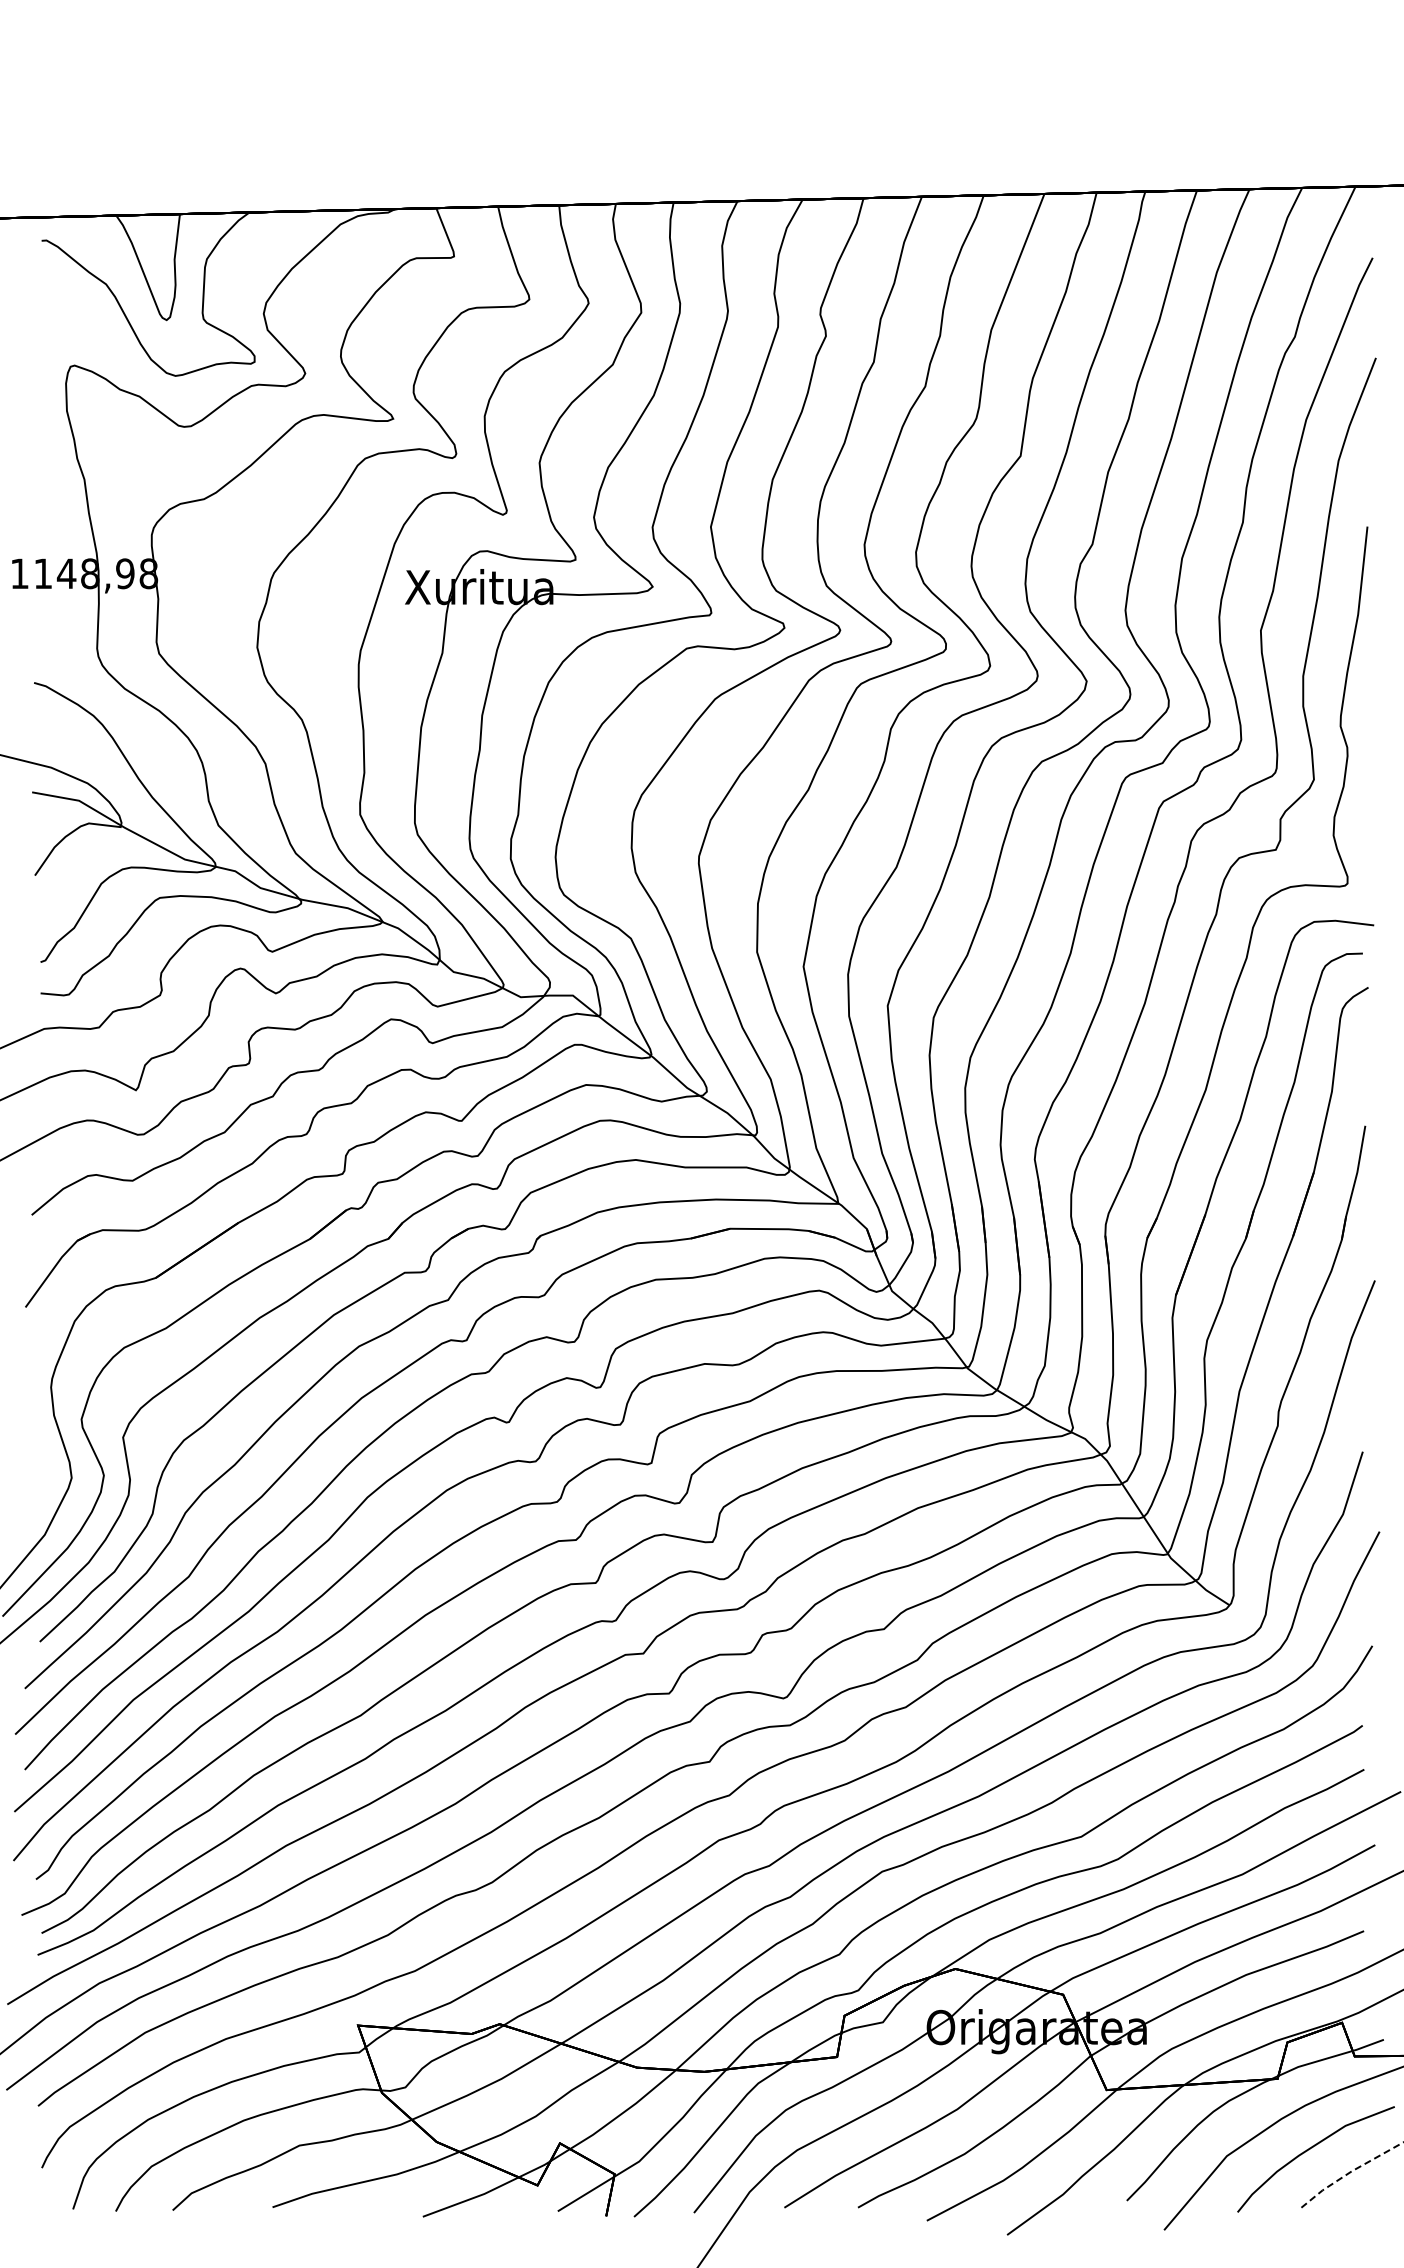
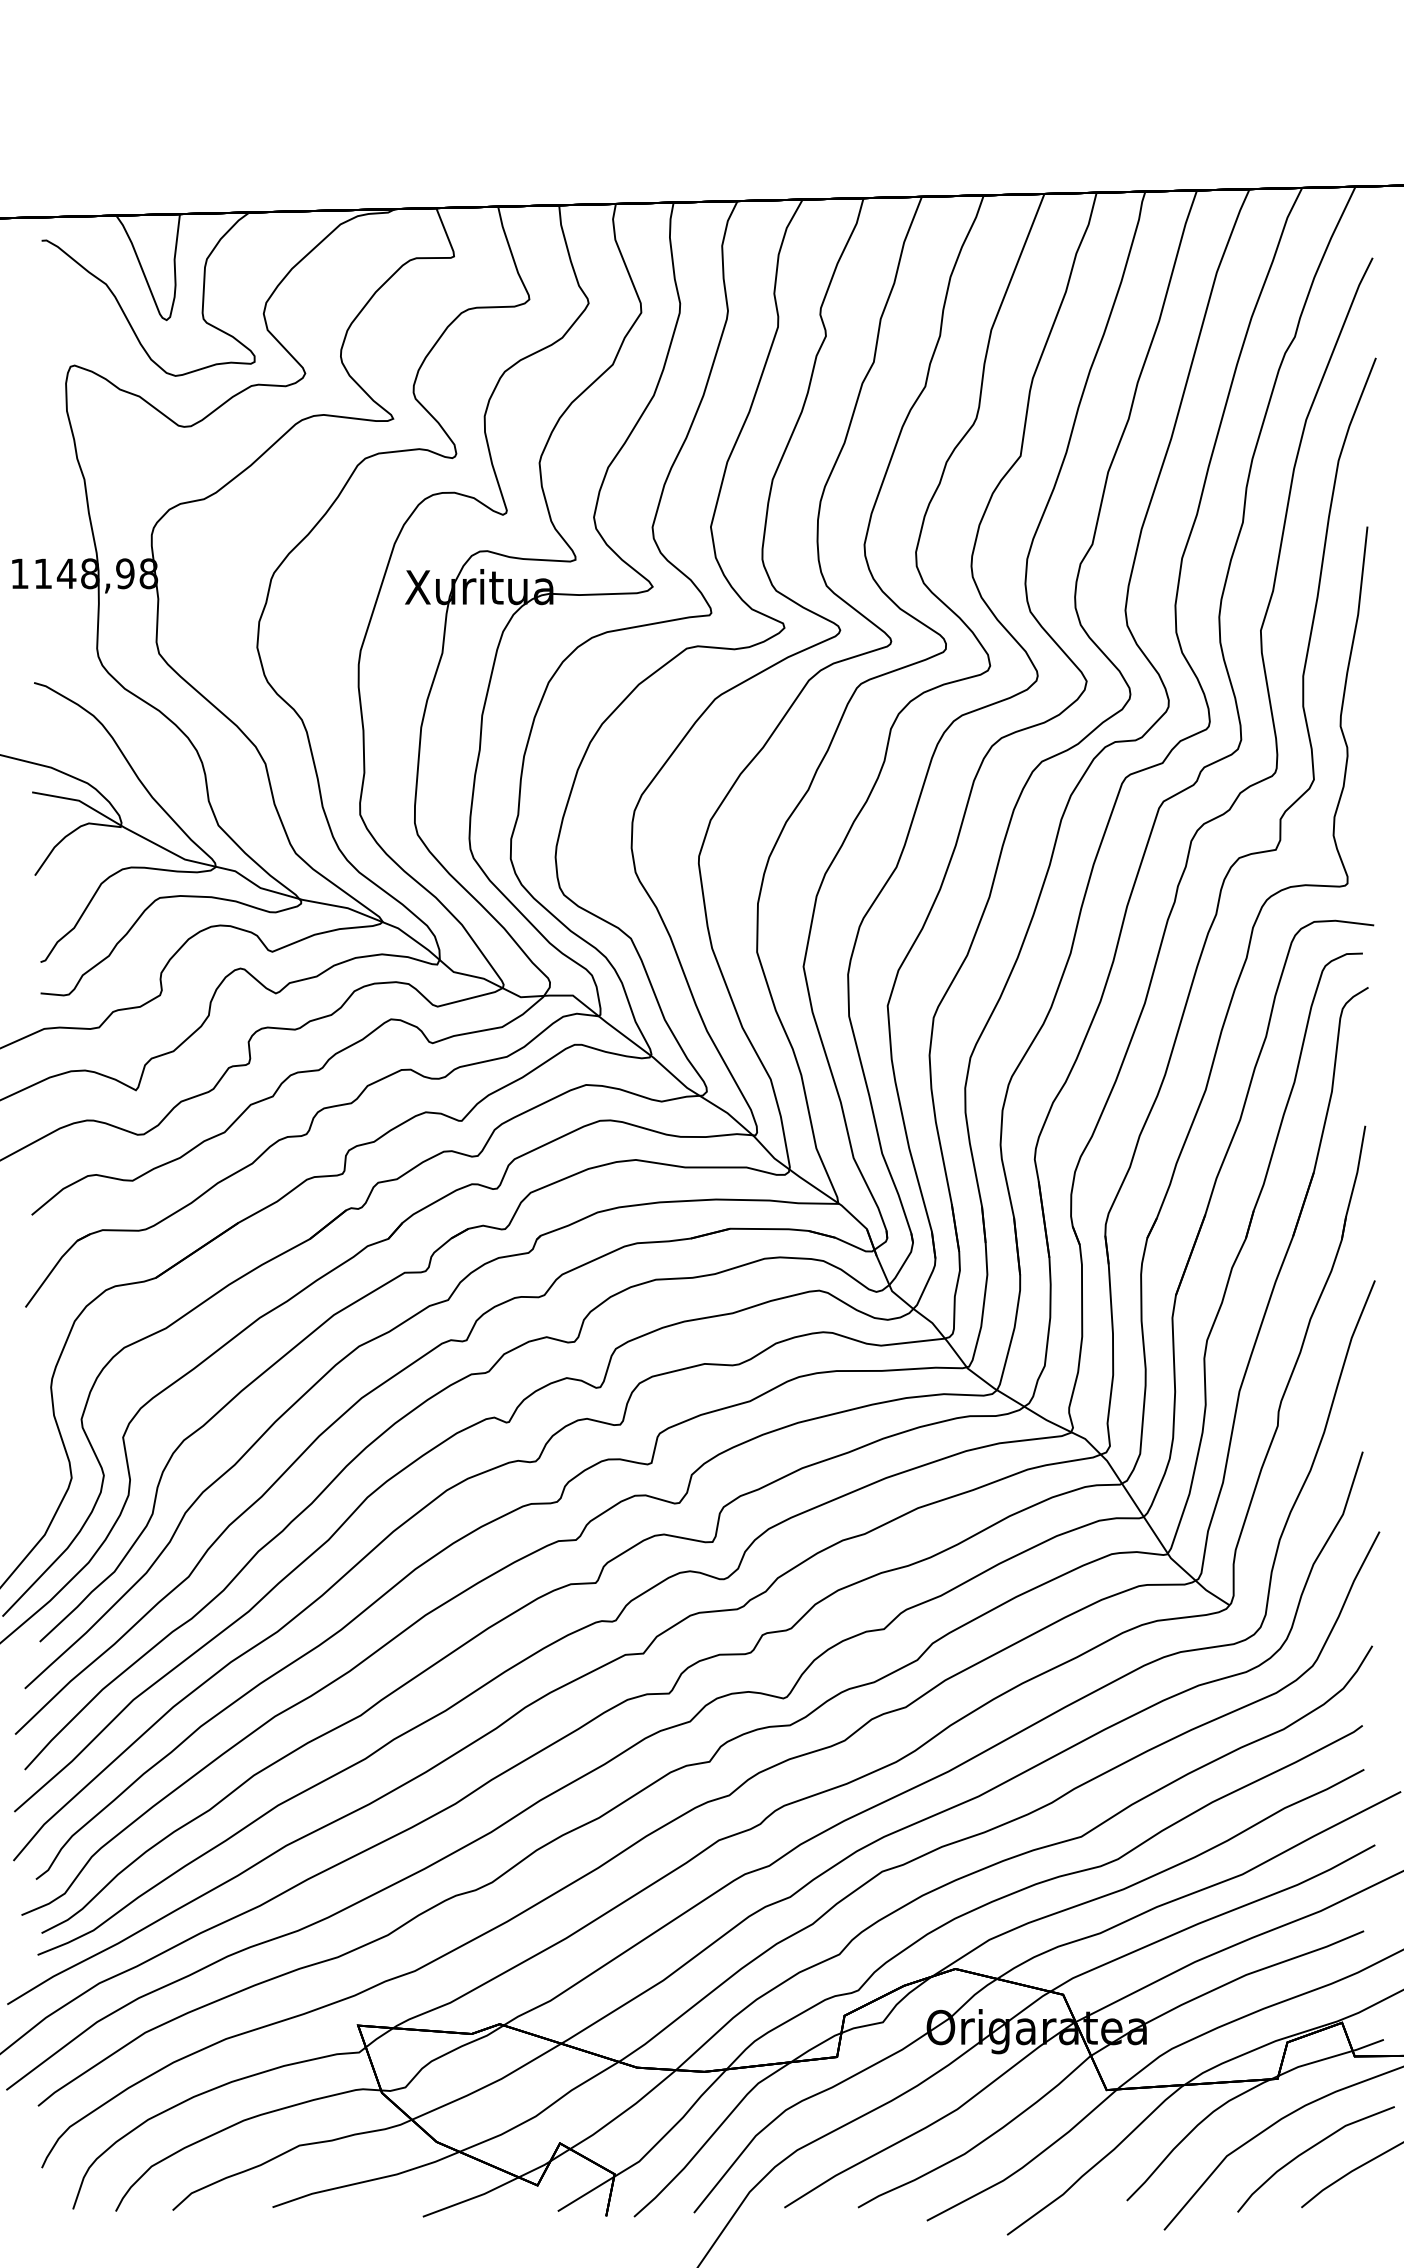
line: dashed -> solid (1351, 2171)
